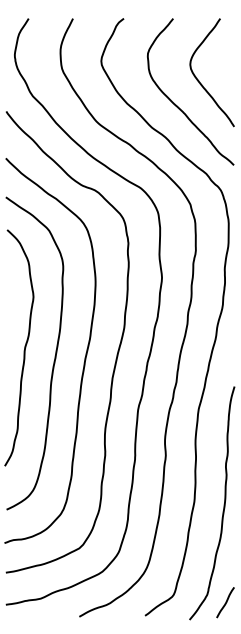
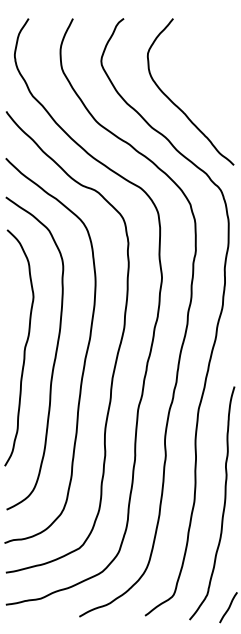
curve: present -> none (199, 80)
line position: (225, 602) -> (228, 607) (228, 607)
